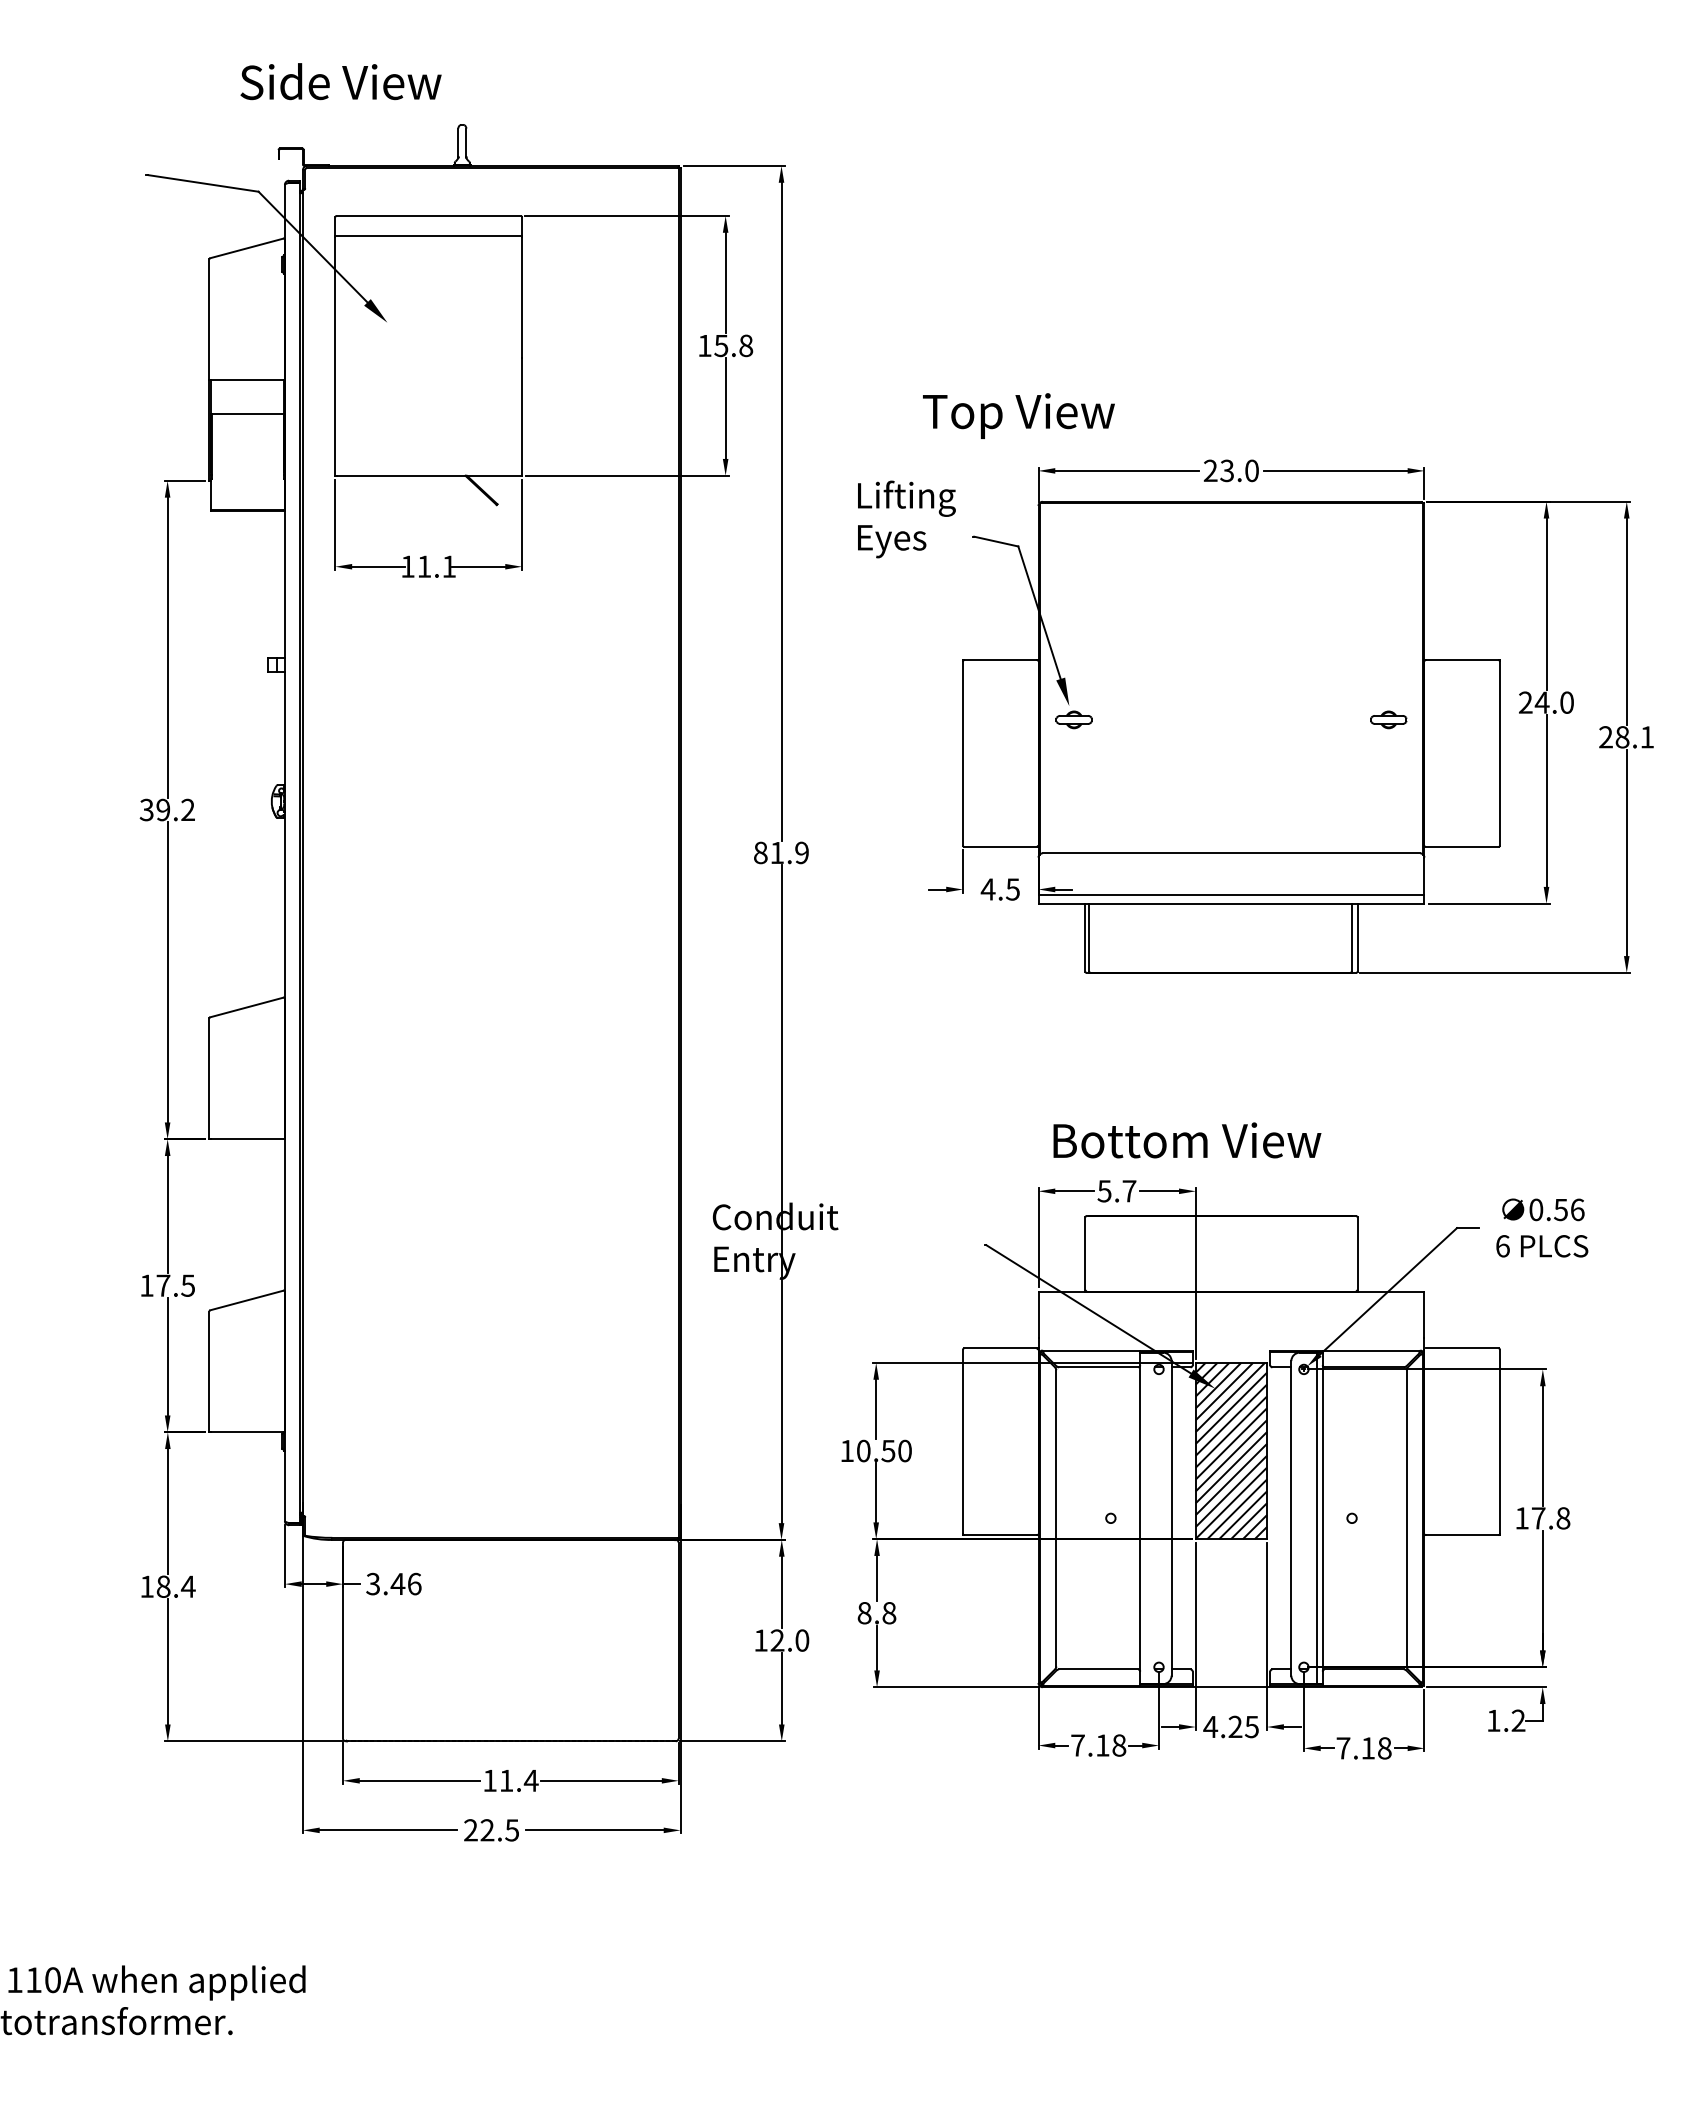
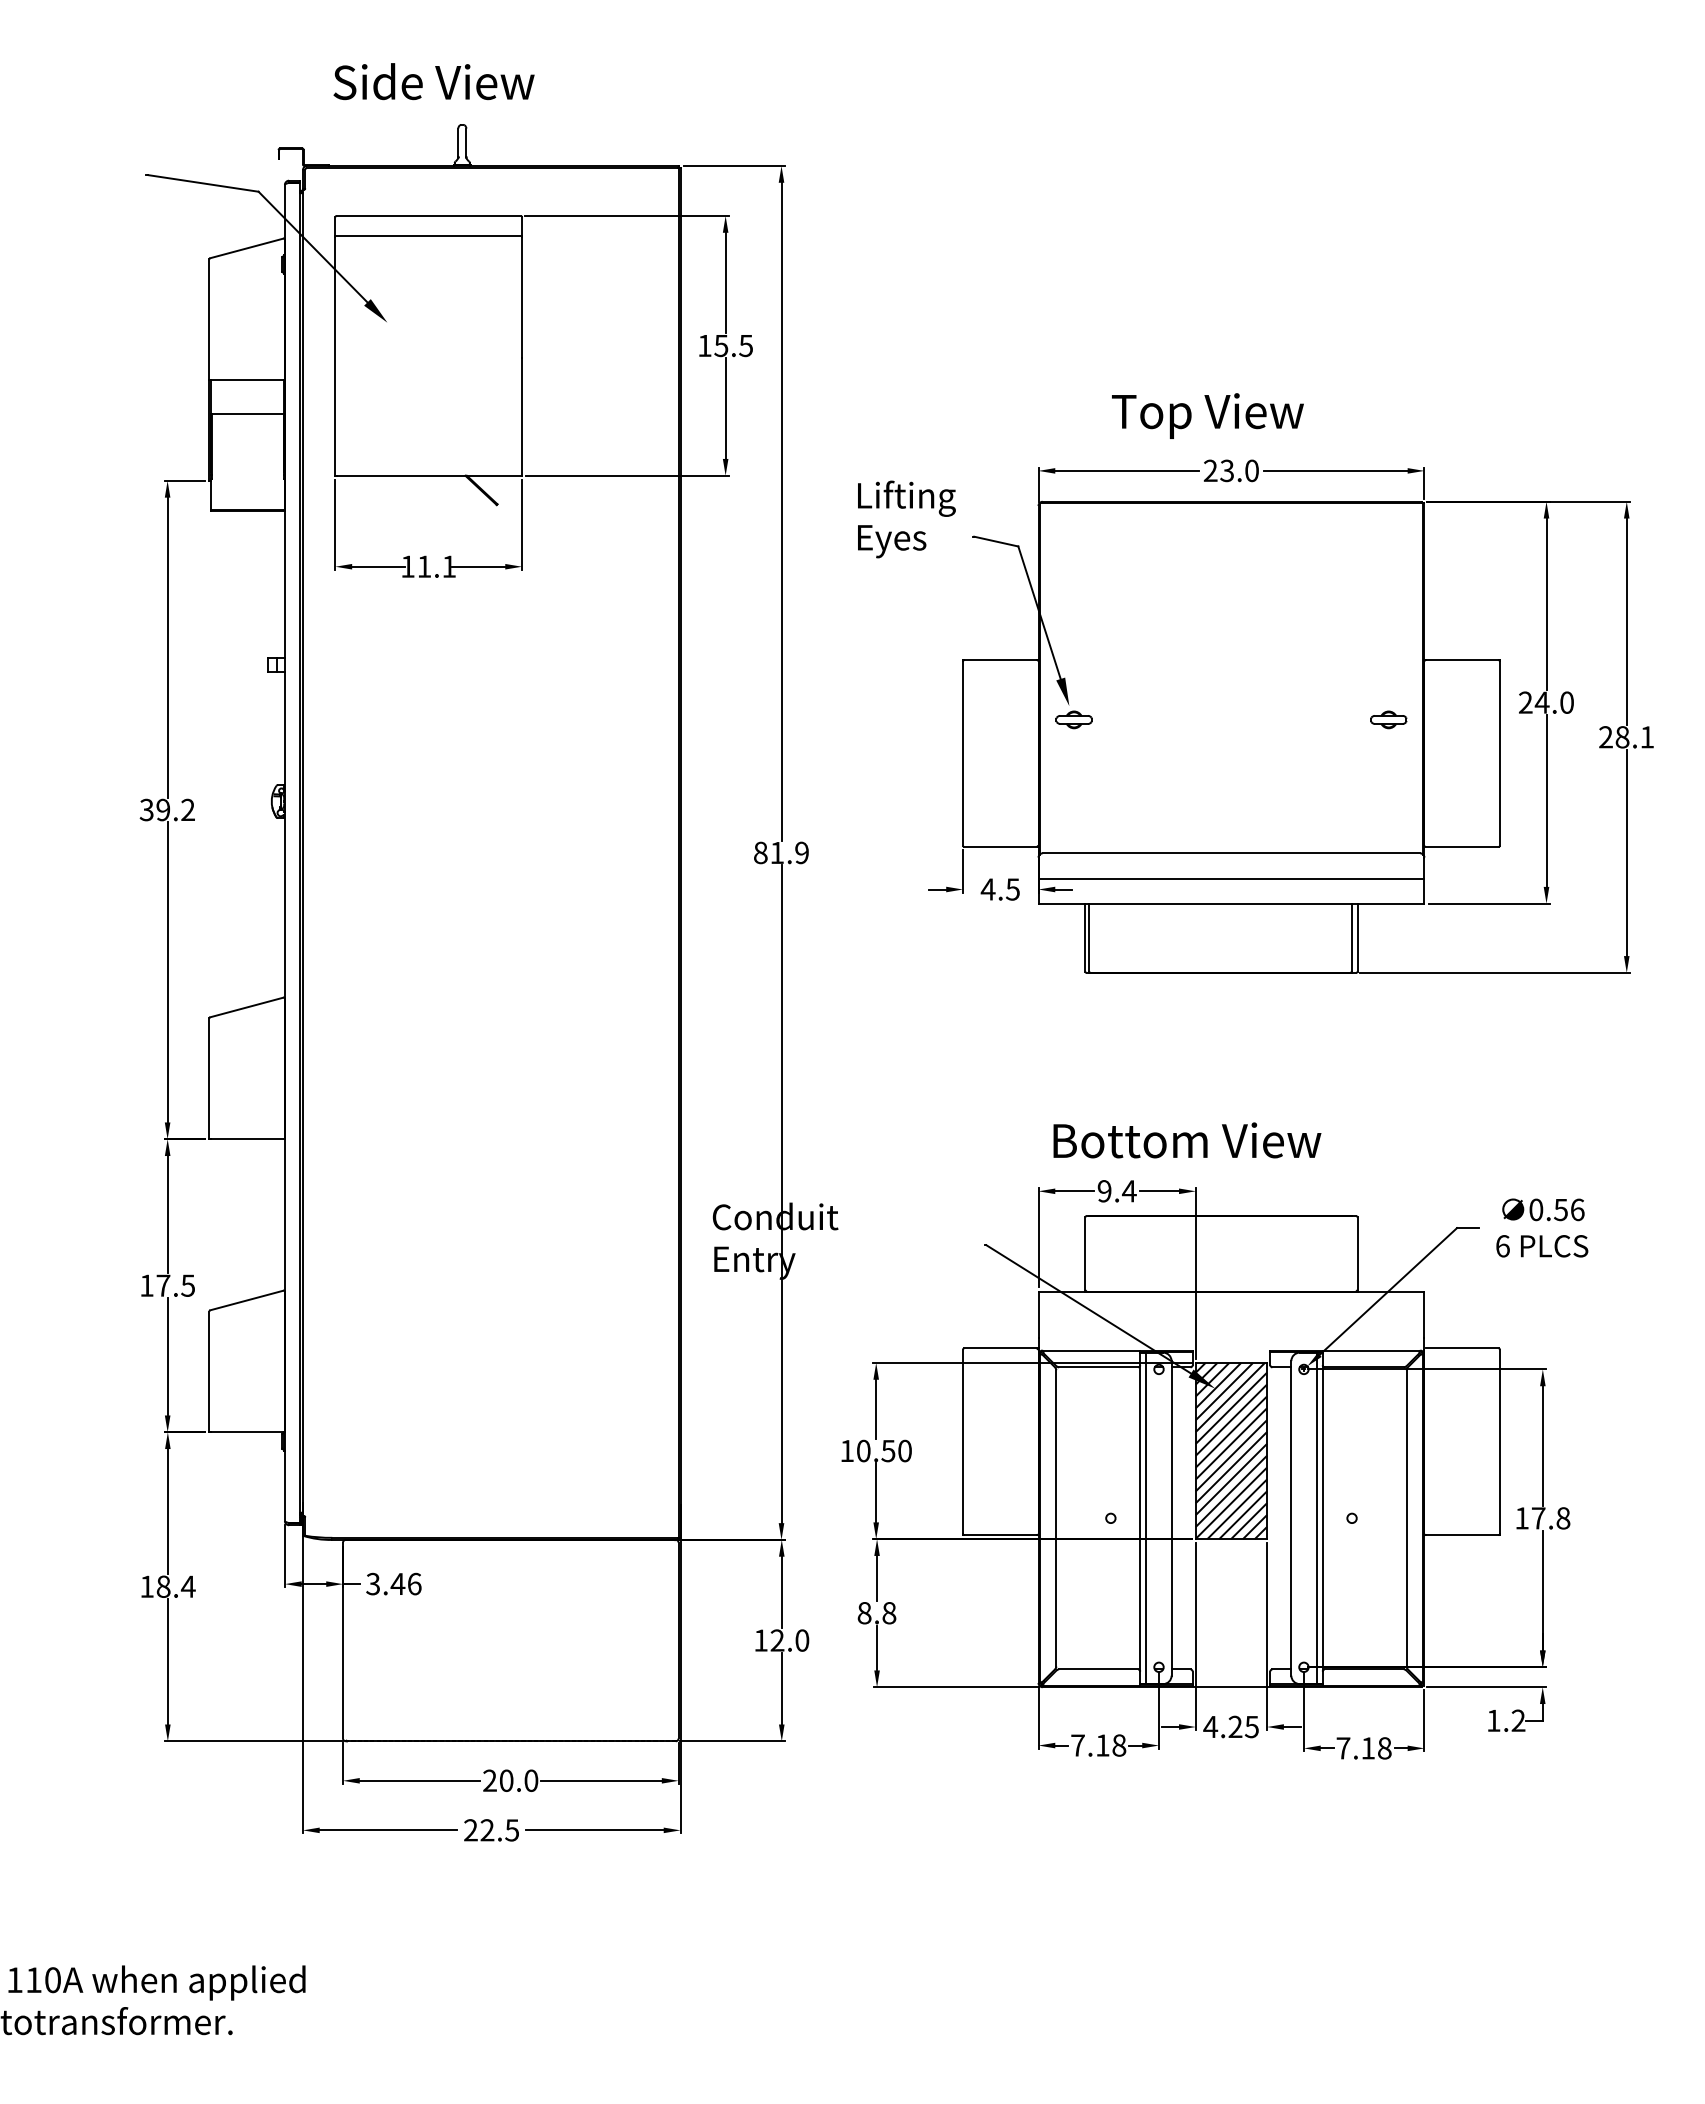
text position: (340, 81) -> (433, 81) (433, 81)
text: 15.8 -> 15.5 (746, 345)
text position: (1018, 415) -> (1207, 415) (1207, 415)
line position: (1231, 894) -> (1231, 878) (1231, 878)
text: 5.7 -> 9.4 (1116, 1191)
line: none -> present (1145, 1518)
text: 11.4 -> 20.0 (510, 1780)
